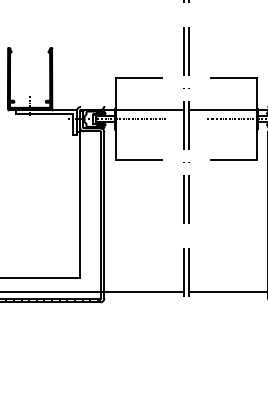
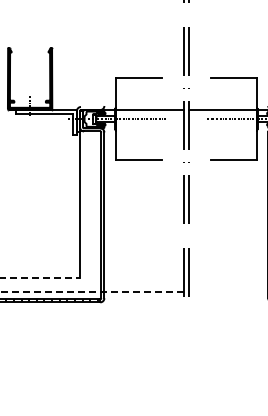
line: solid -> dashed (40, 277)
line: solid -> dashed (91, 292)
line: present -> none (226, 292)
